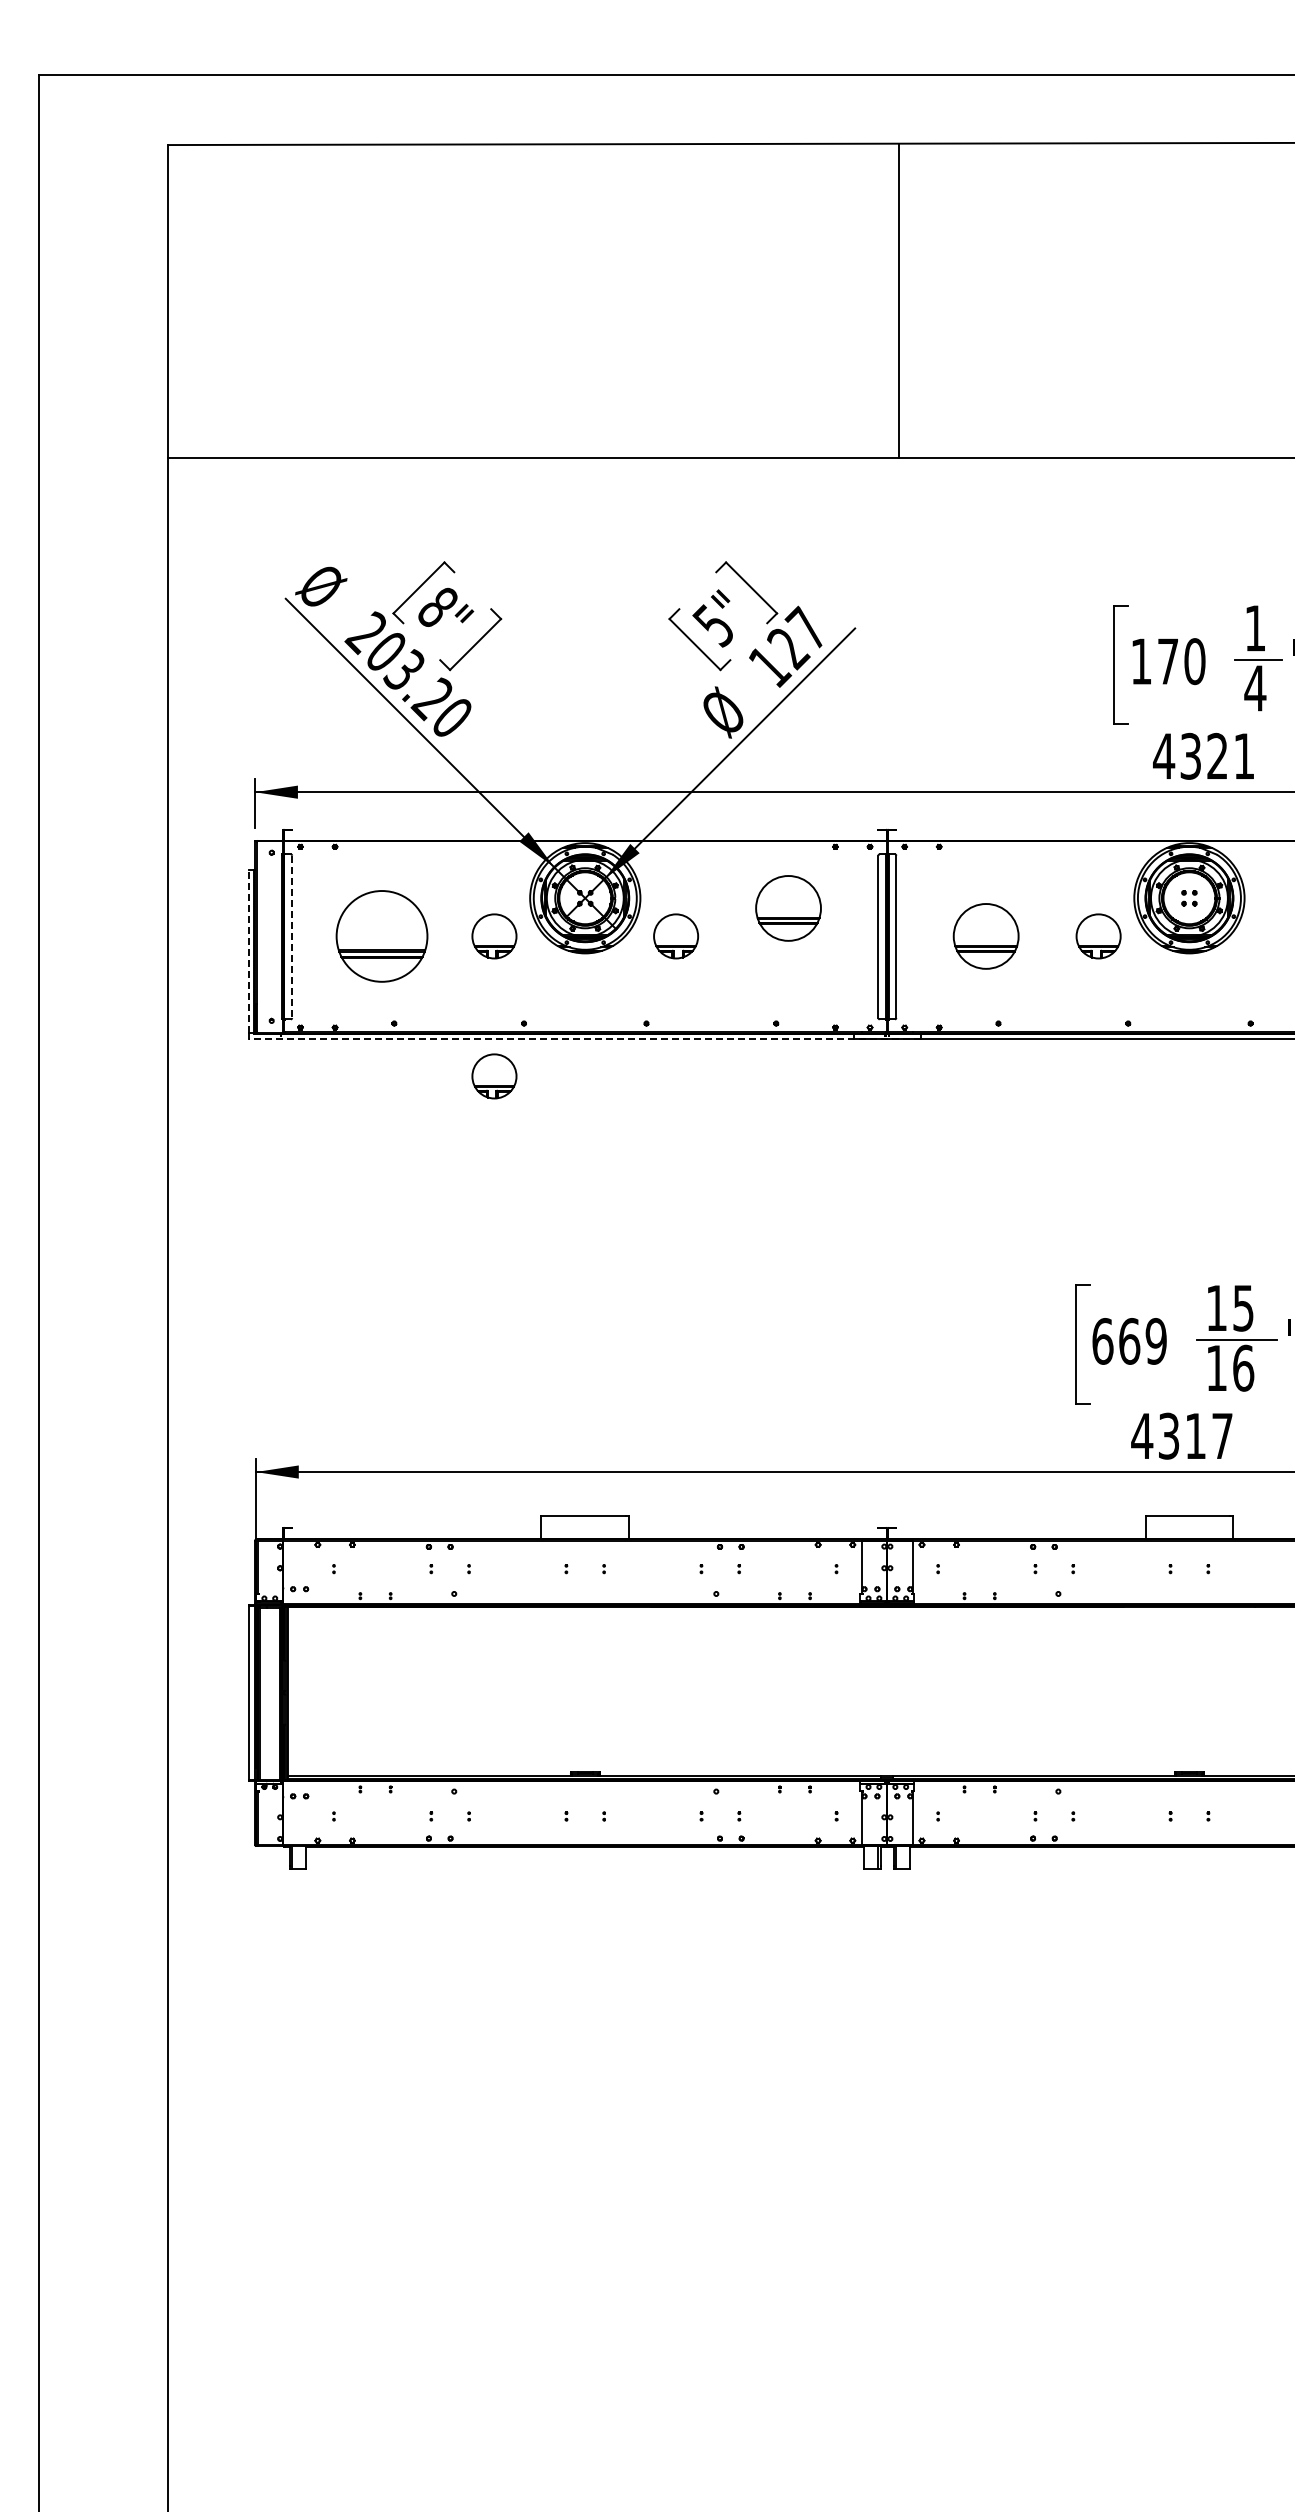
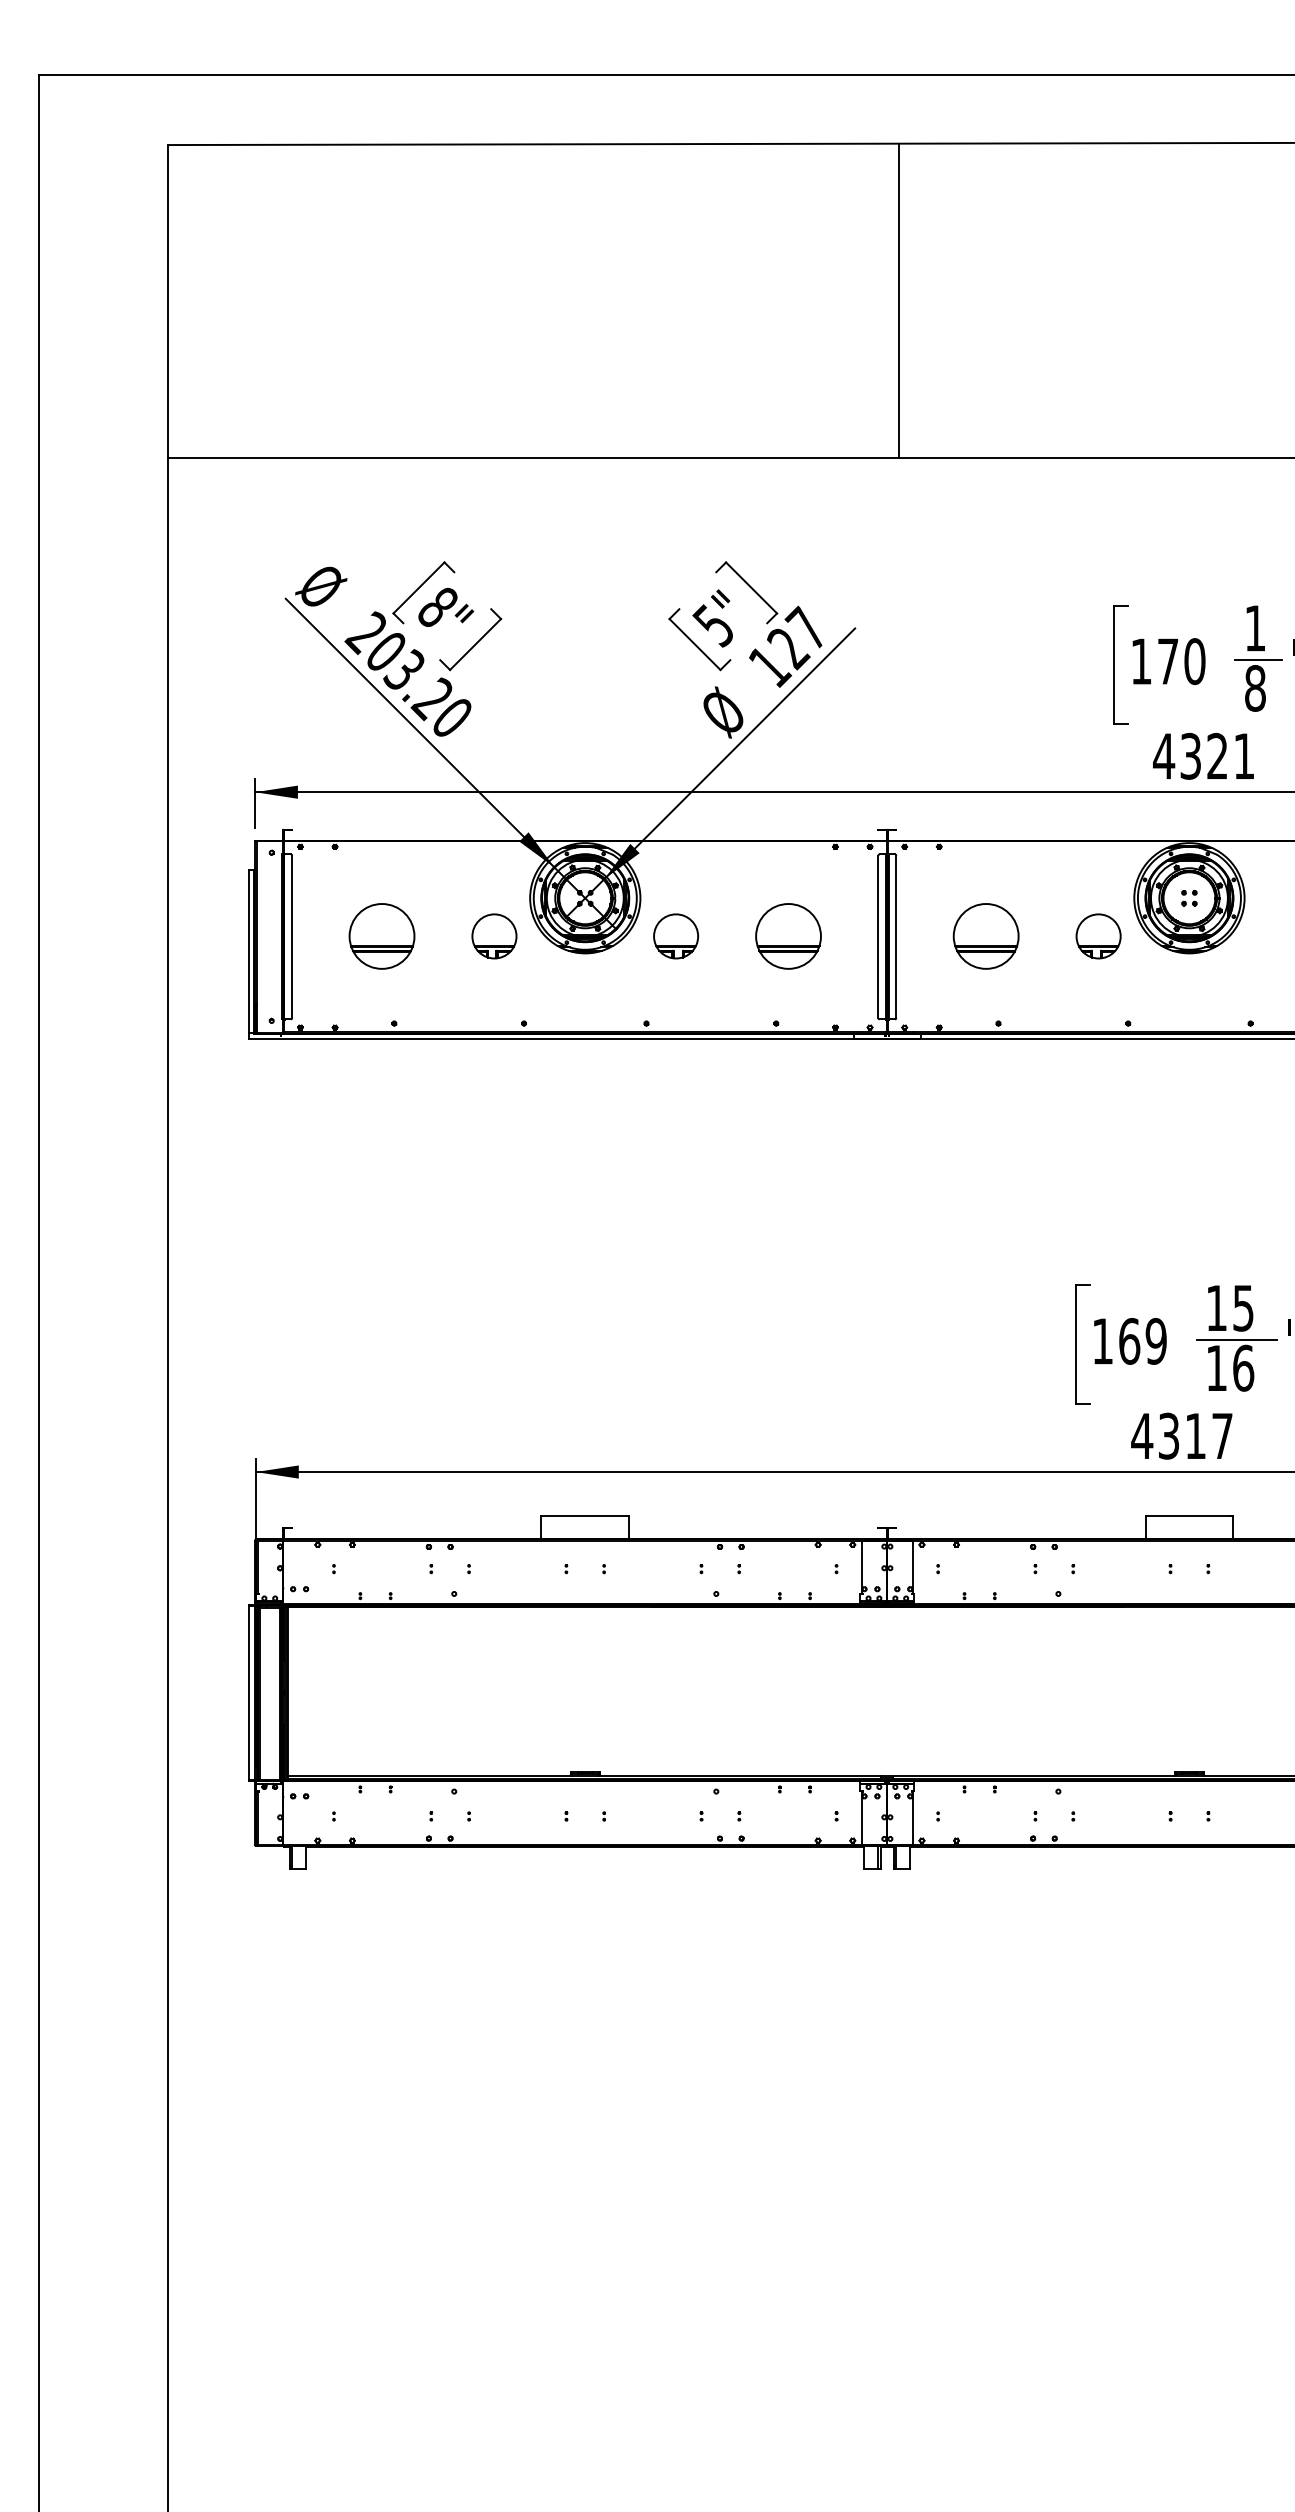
text: 4 -> 8 (1255, 688)
part position: (788, 908) -> (788, 936) (788, 936)
part size: 94x93 px -> 68x67 px (381, 936)
line: dashed -> solid (292, 937)
line: dashed -> solid (249, 950)
line: dashed -> solid (585, 1039)
part: present -> none (494, 1076)
text: 669 -> 169 (1102, 1341)
